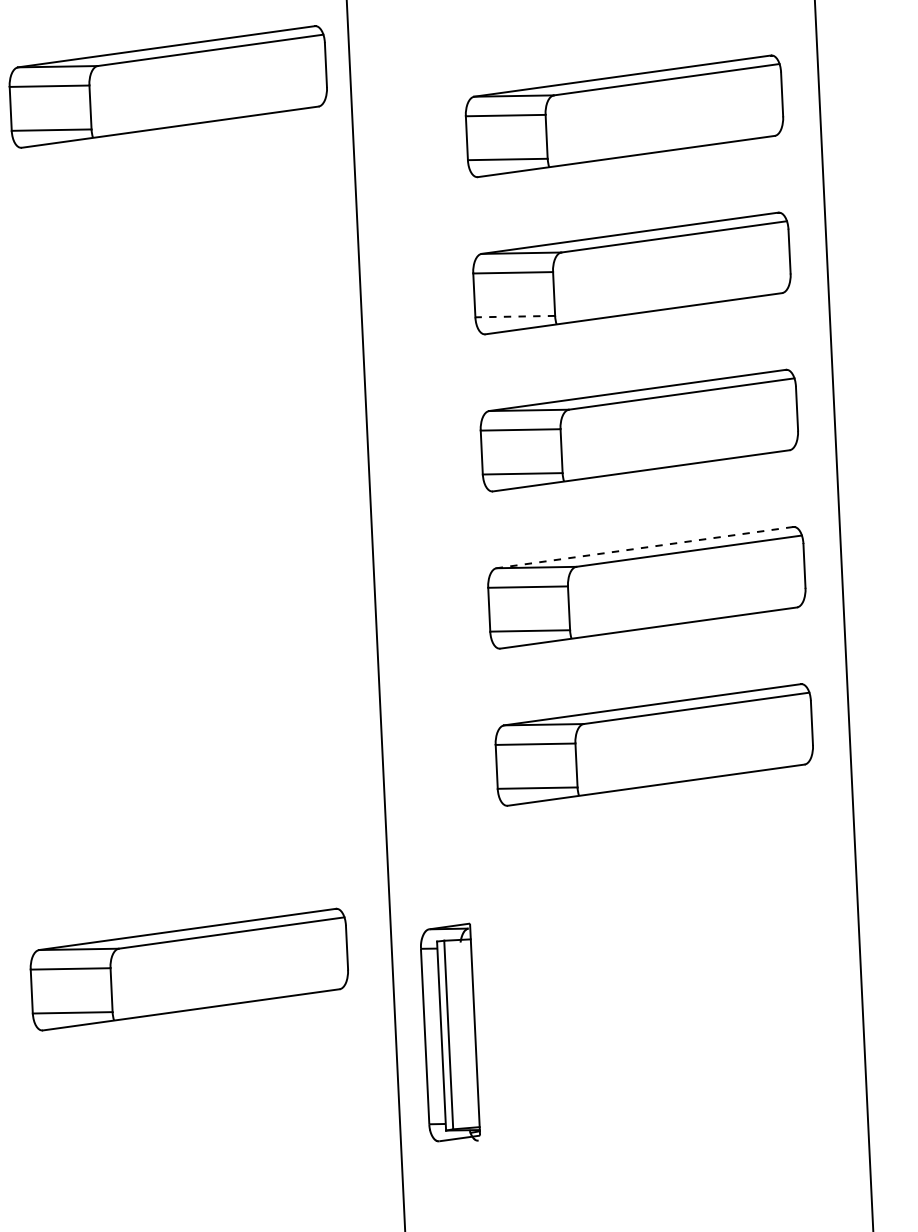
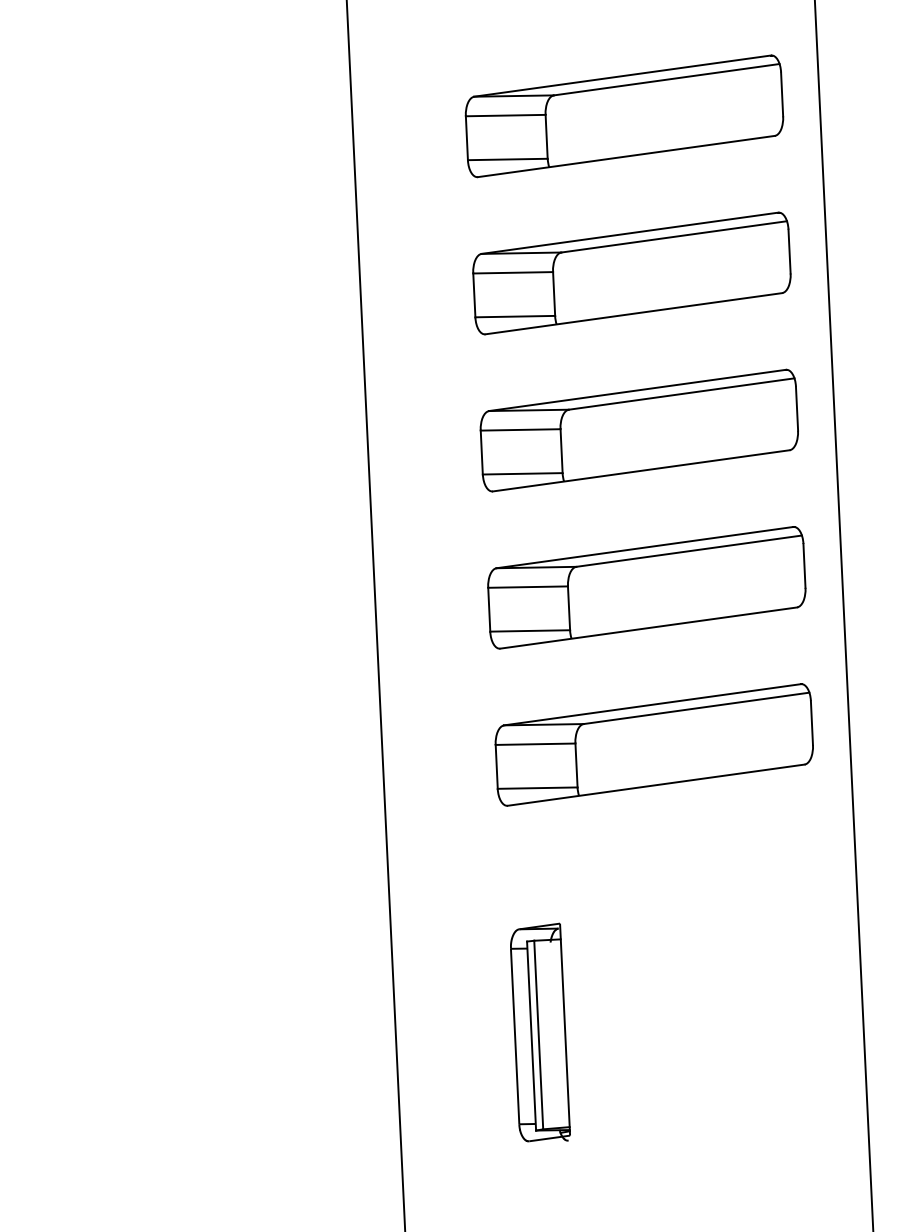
part: present -> none (167, 86)
line: dashed -> solid (515, 316)
line: dashed -> solid (644, 547)
part: present -> none (188, 969)
part position: (450, 1032) -> (540, 1032) (540, 1032)
